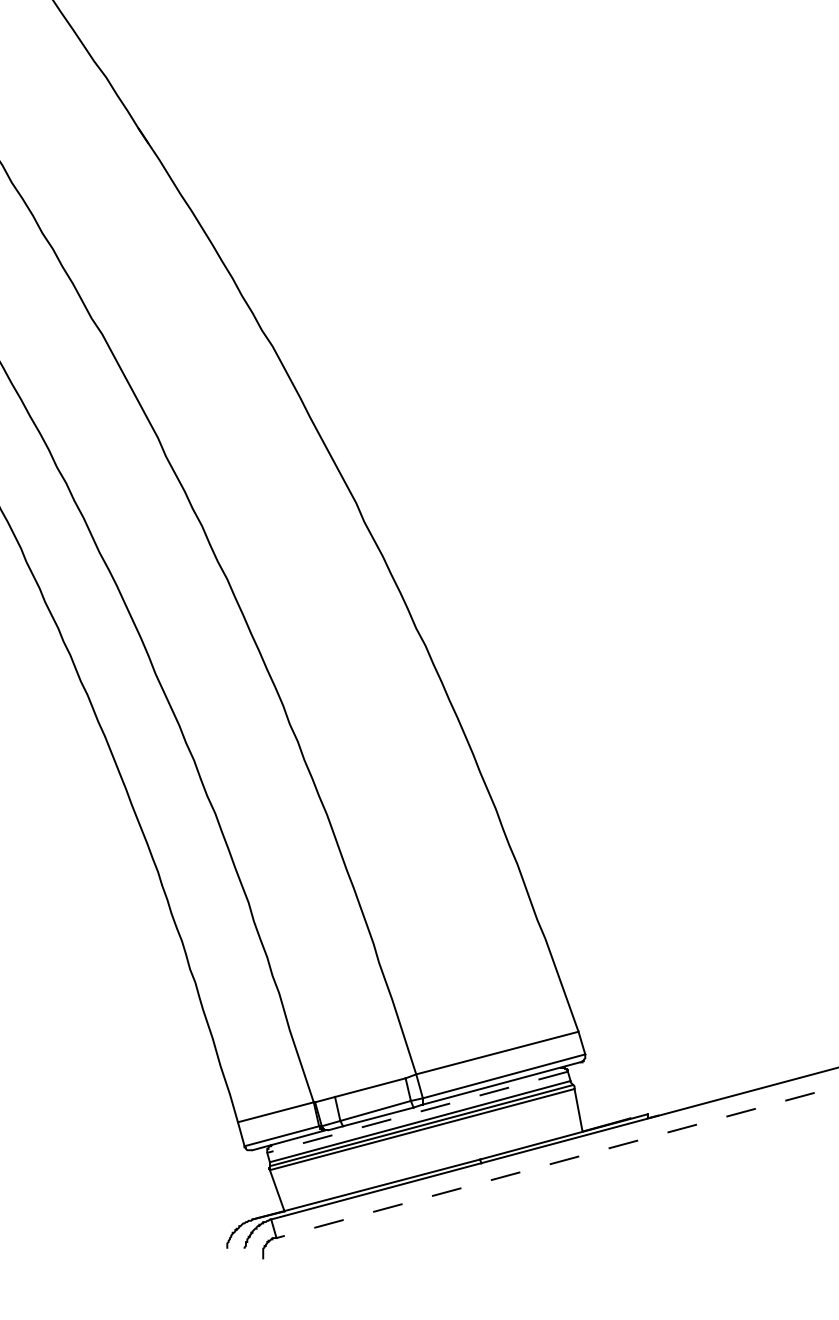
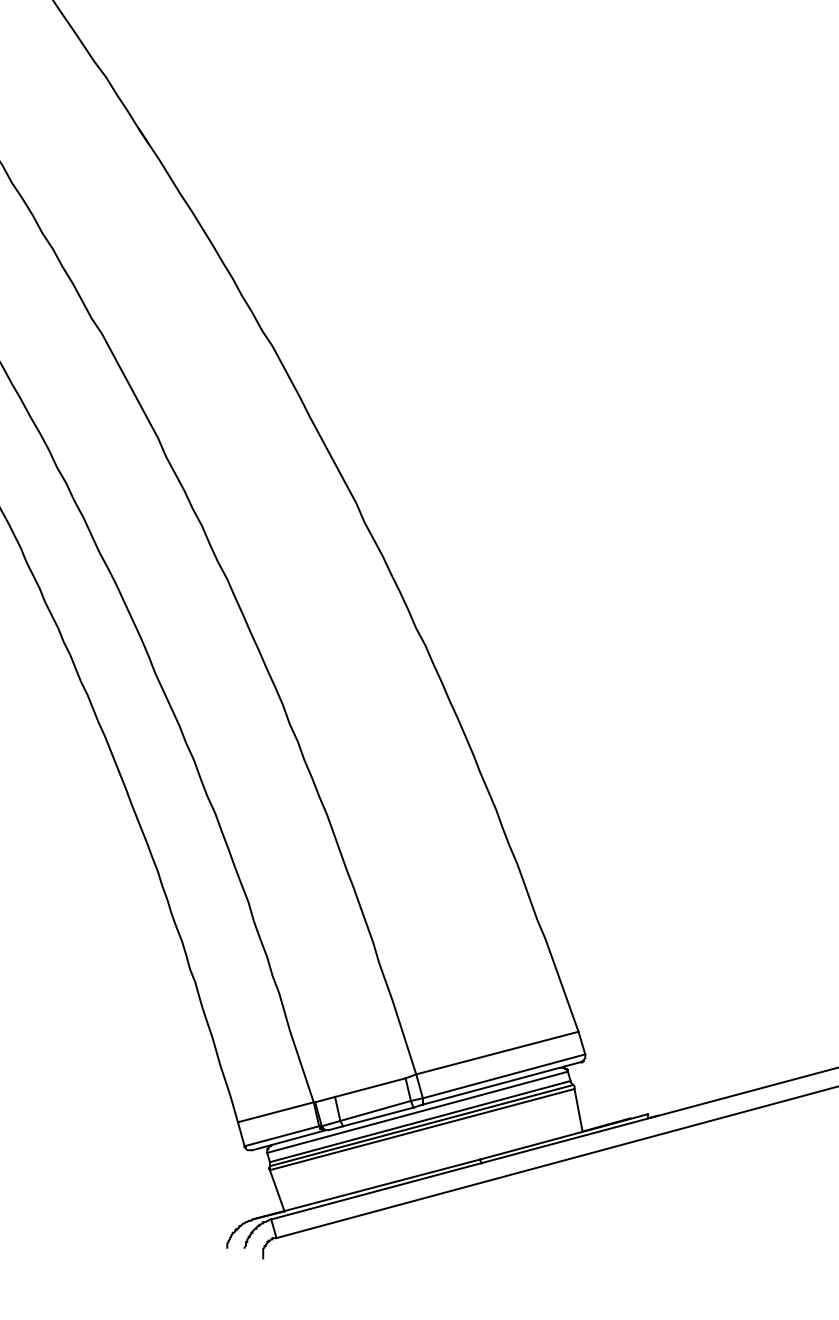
line: dashed -> solid (417, 1112)
line: dashed -> solid (557, 1162)
